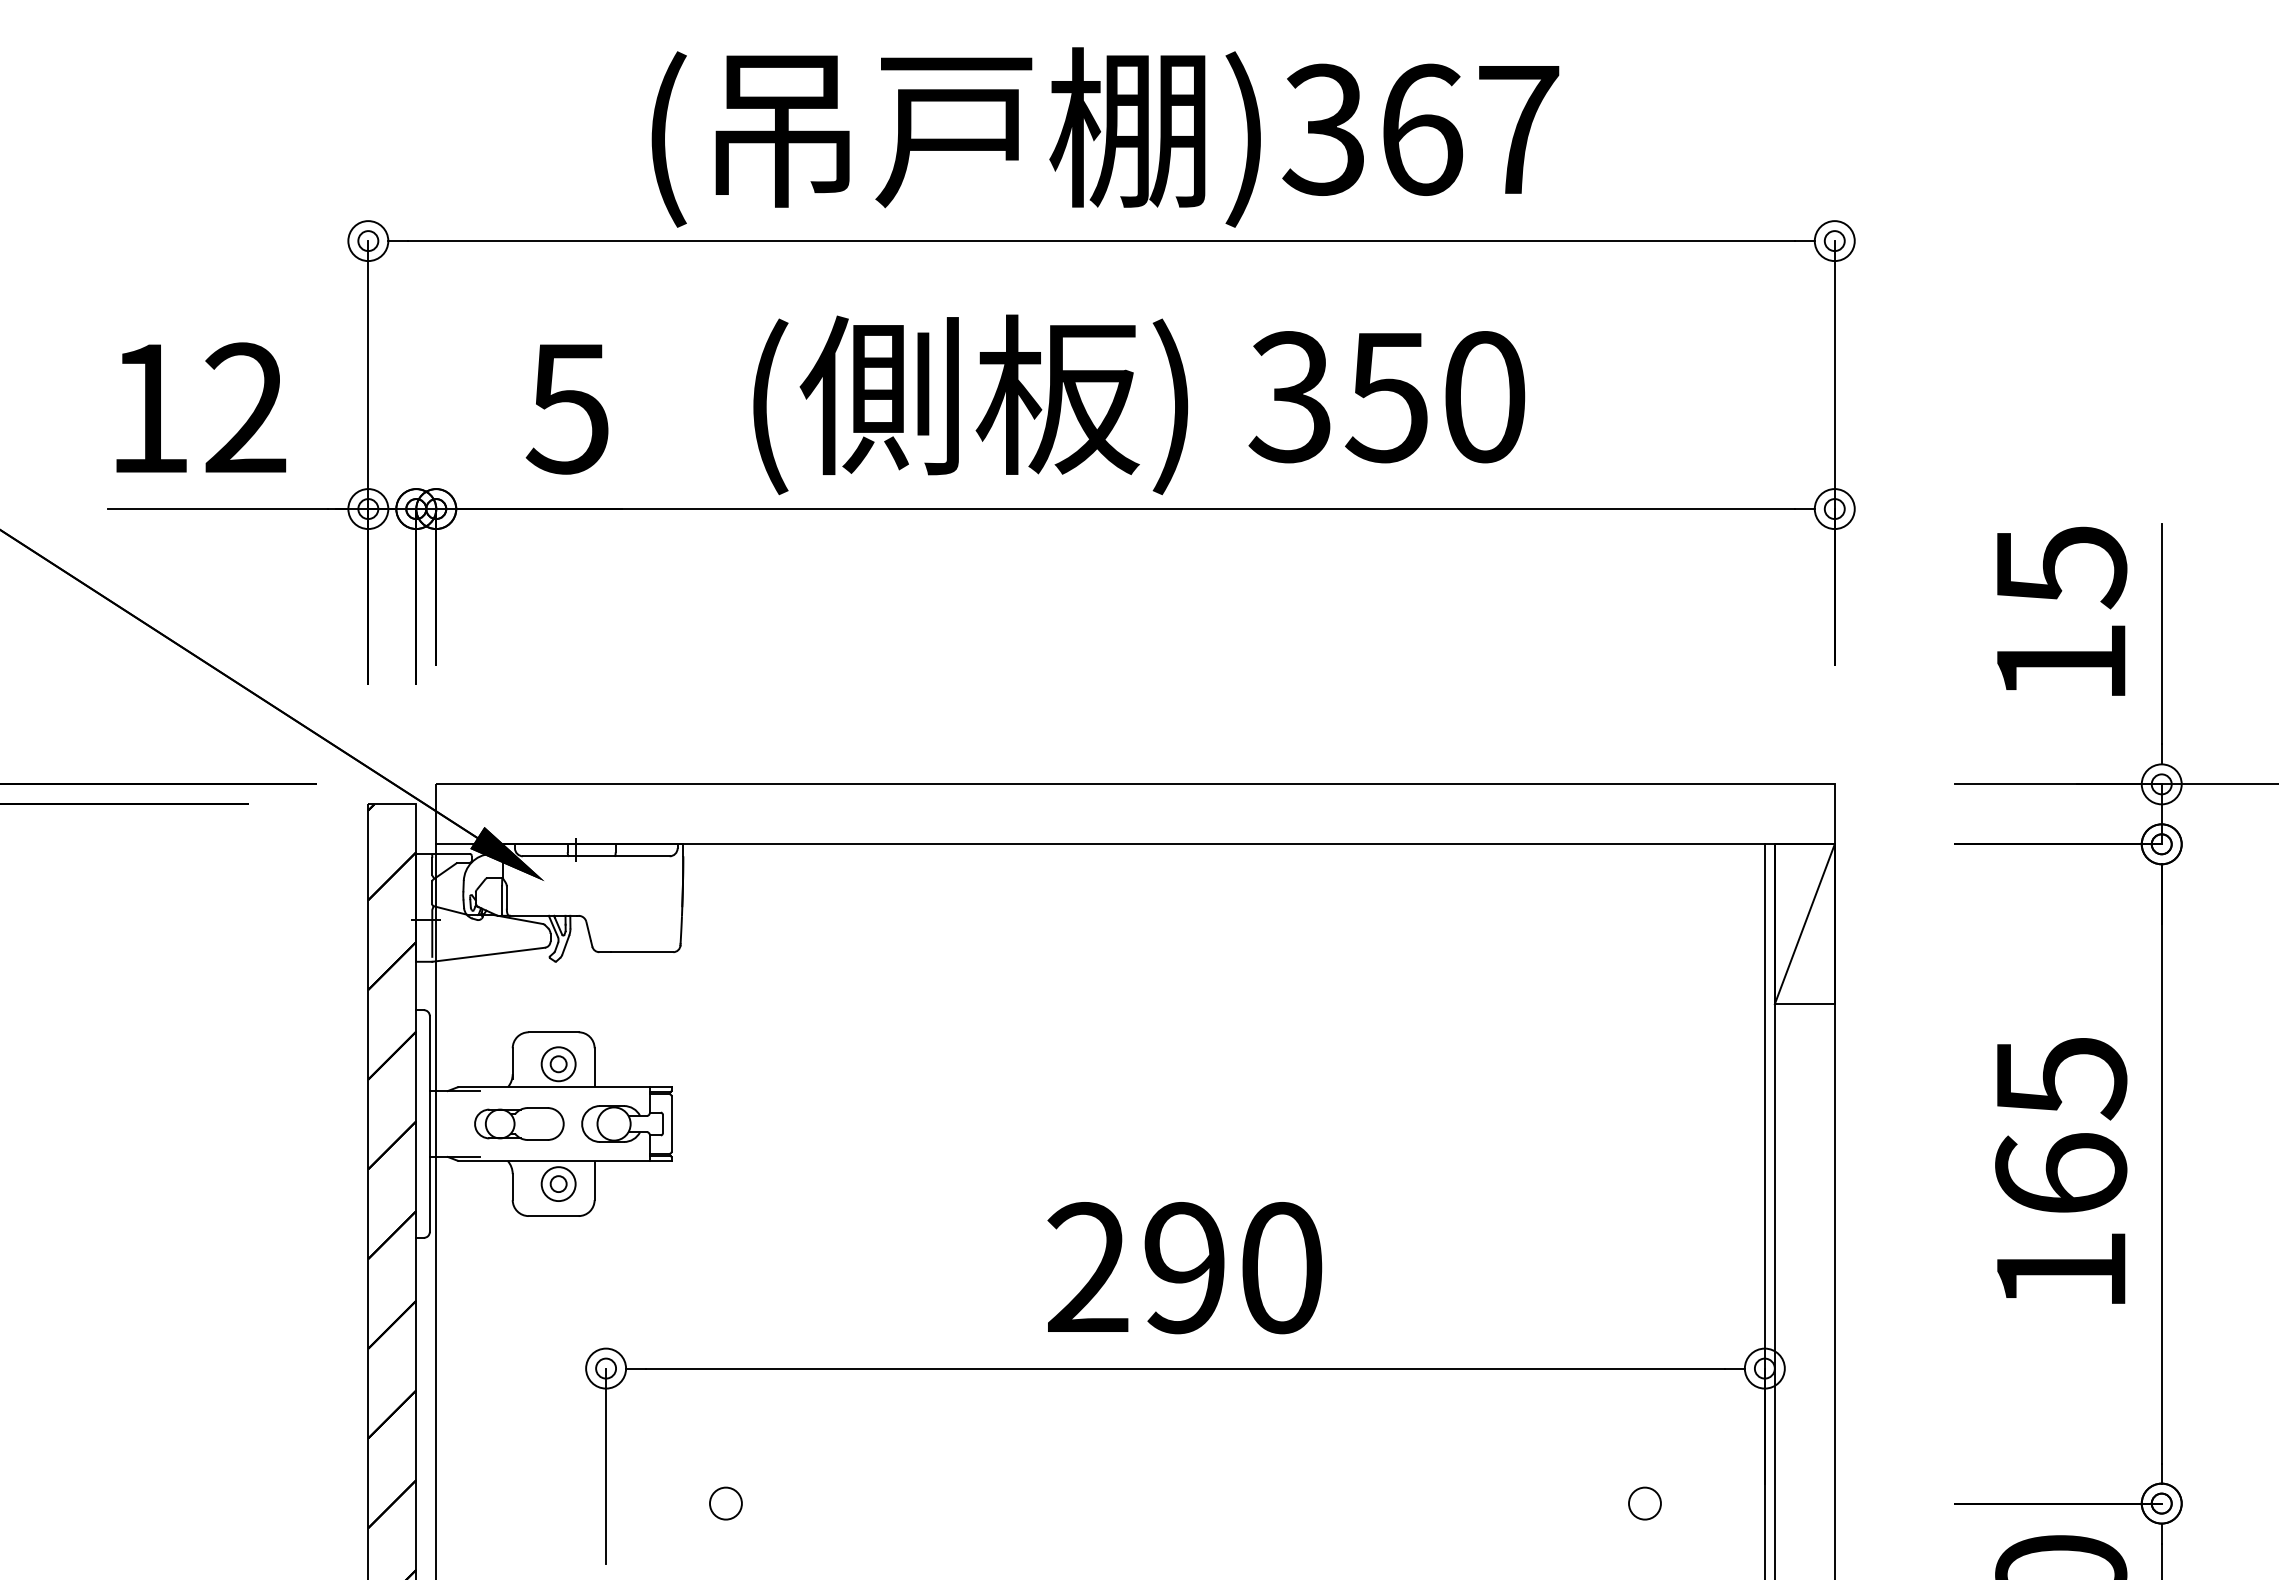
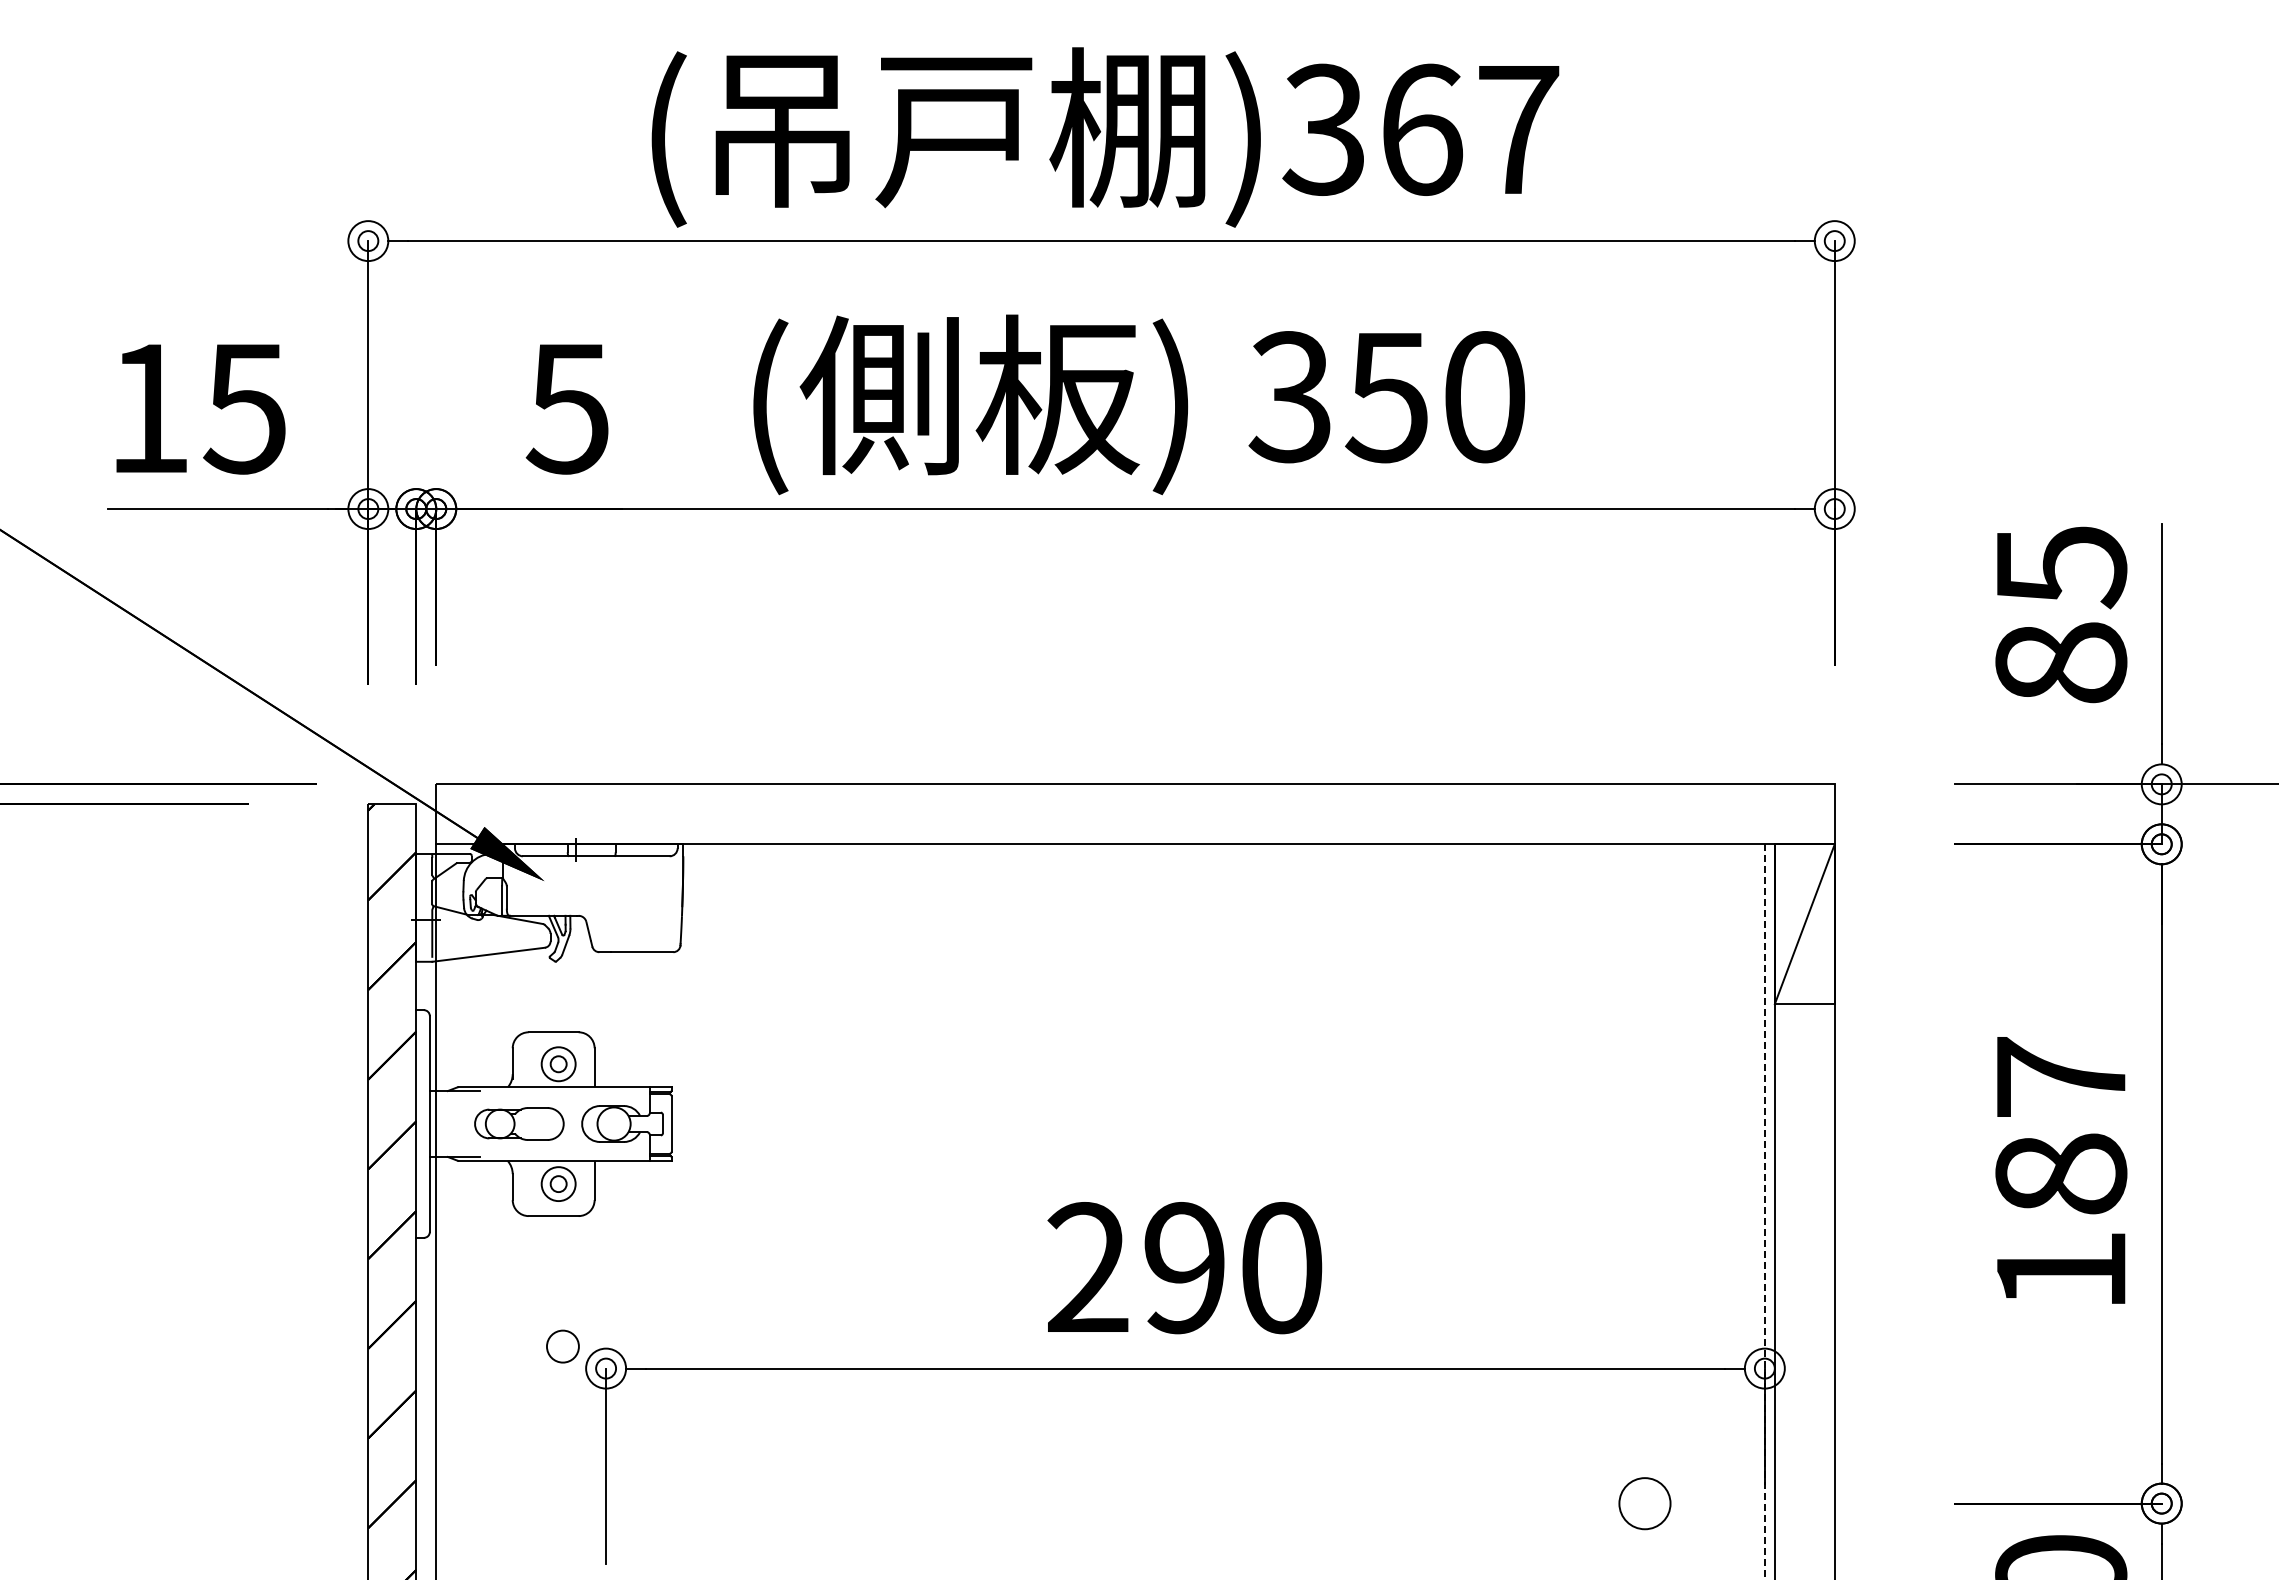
text: 12 -> 15 (244, 408)
text: 15 -> 85 (2061, 662)
text: 165 -> 187 (2061, 1125)
line: solid -> dashed (1764, 1212)
circle position: (725, 1503) -> (562, 1346) (562, 1346)
circle size: 34x35 px -> 54x54 px (1644, 1503)
